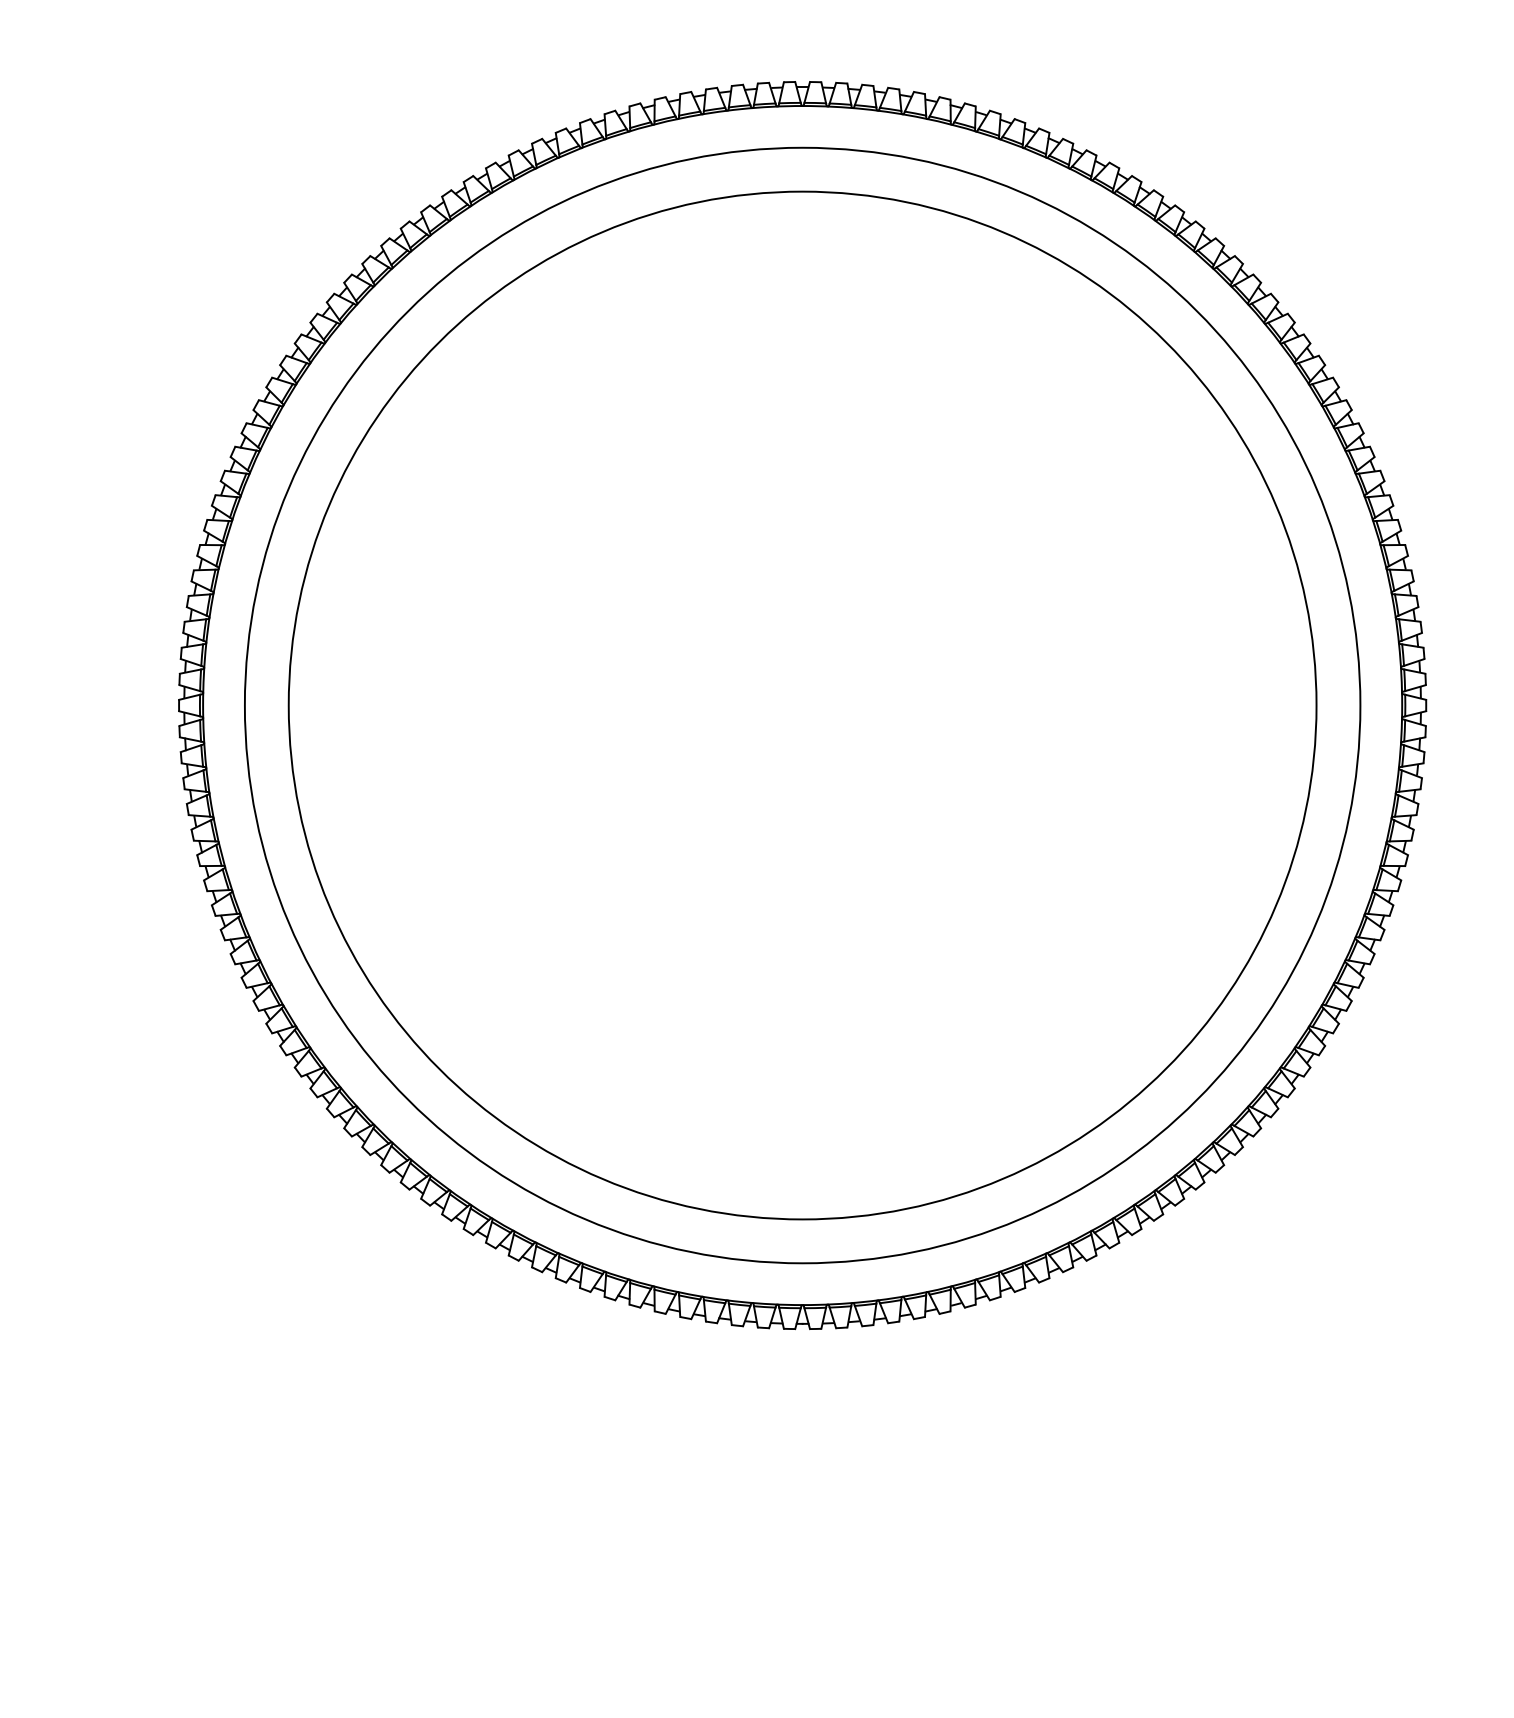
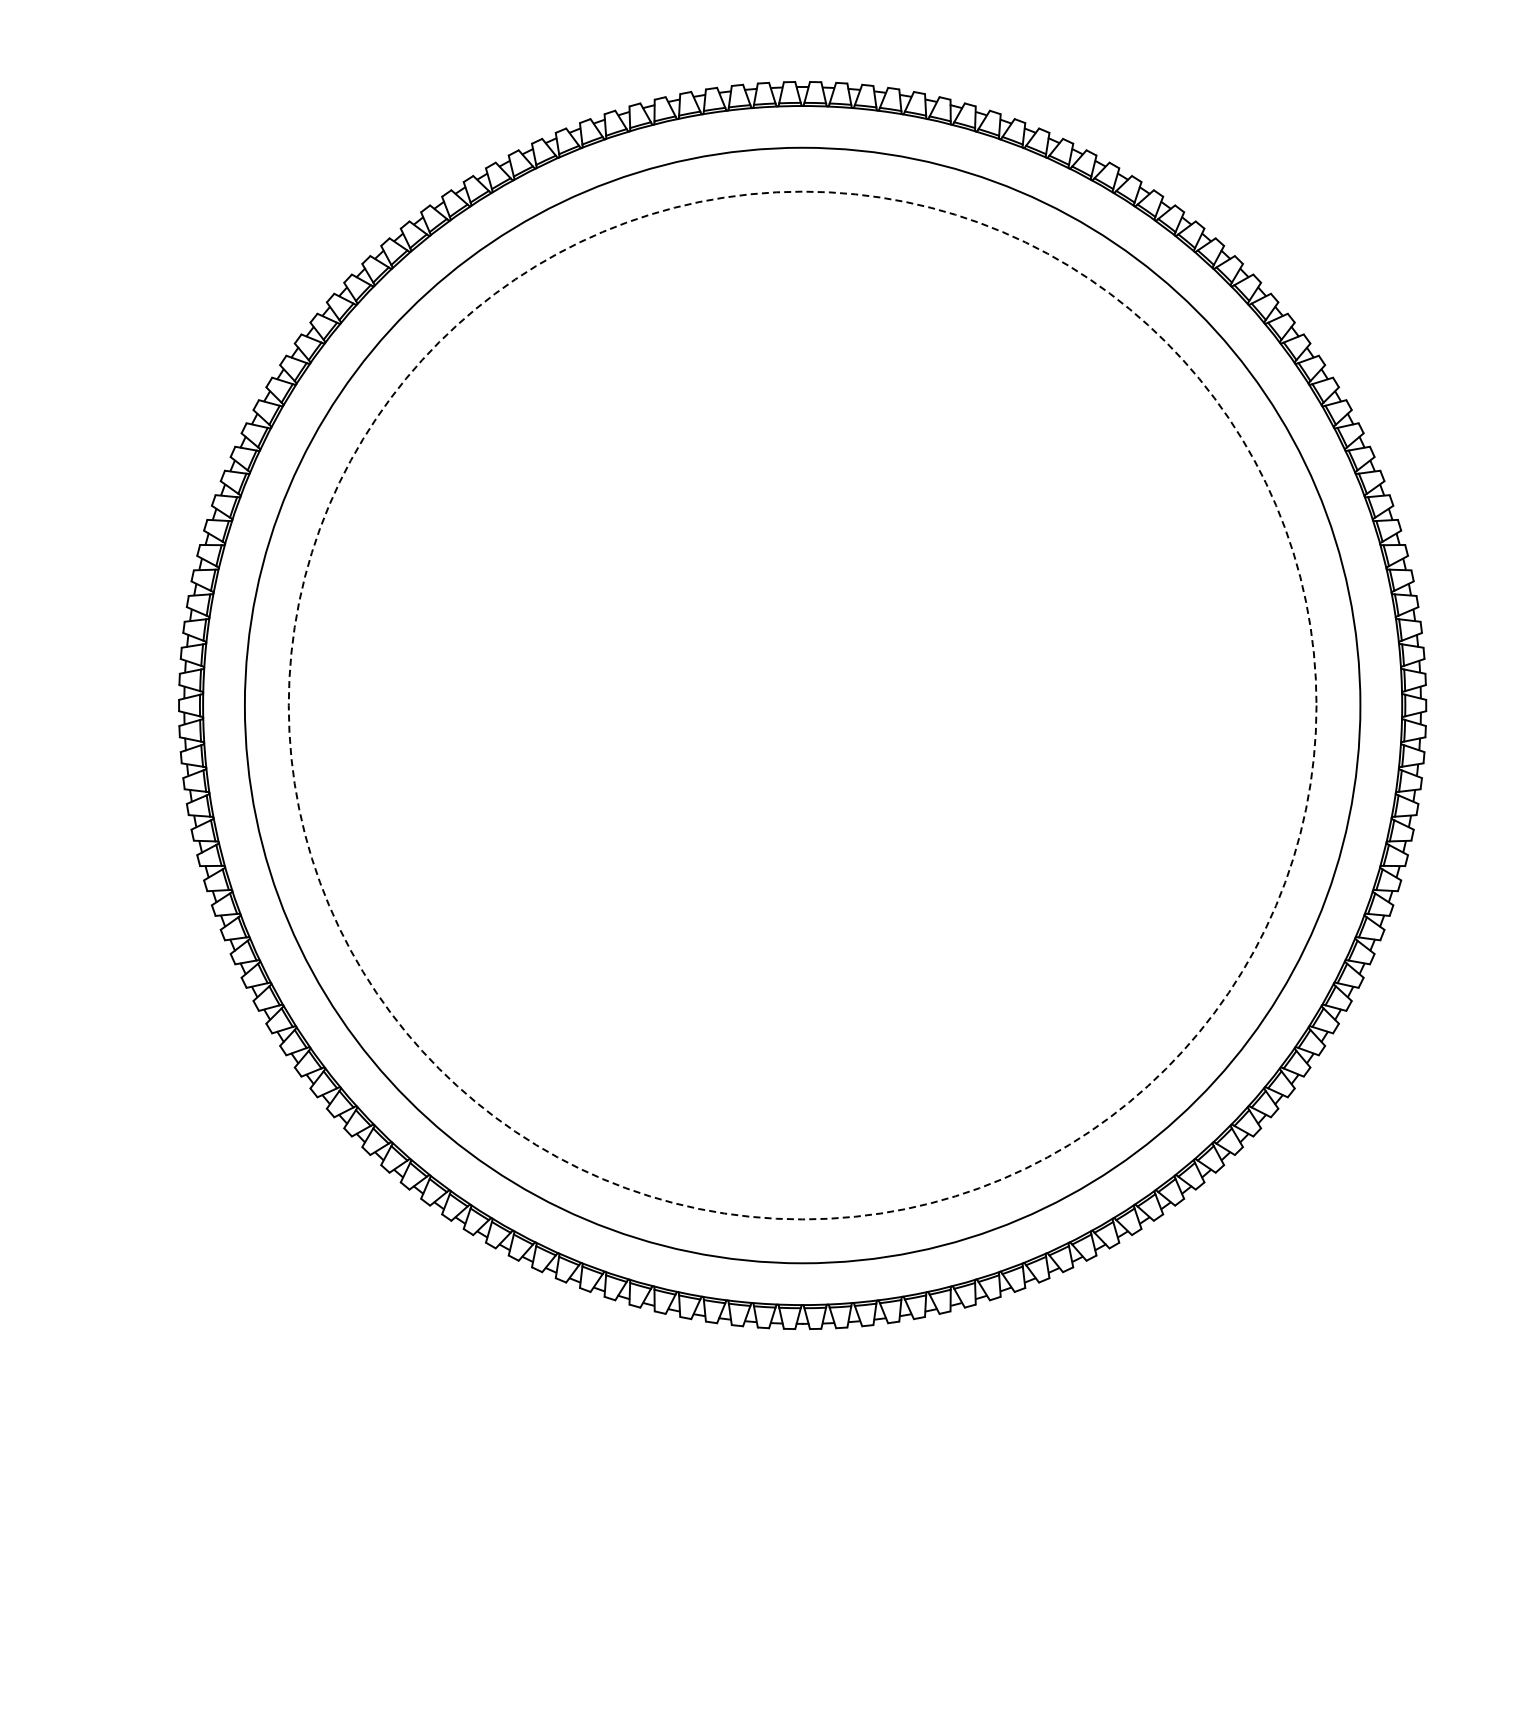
circle: solid -> dashed (802, 705)
